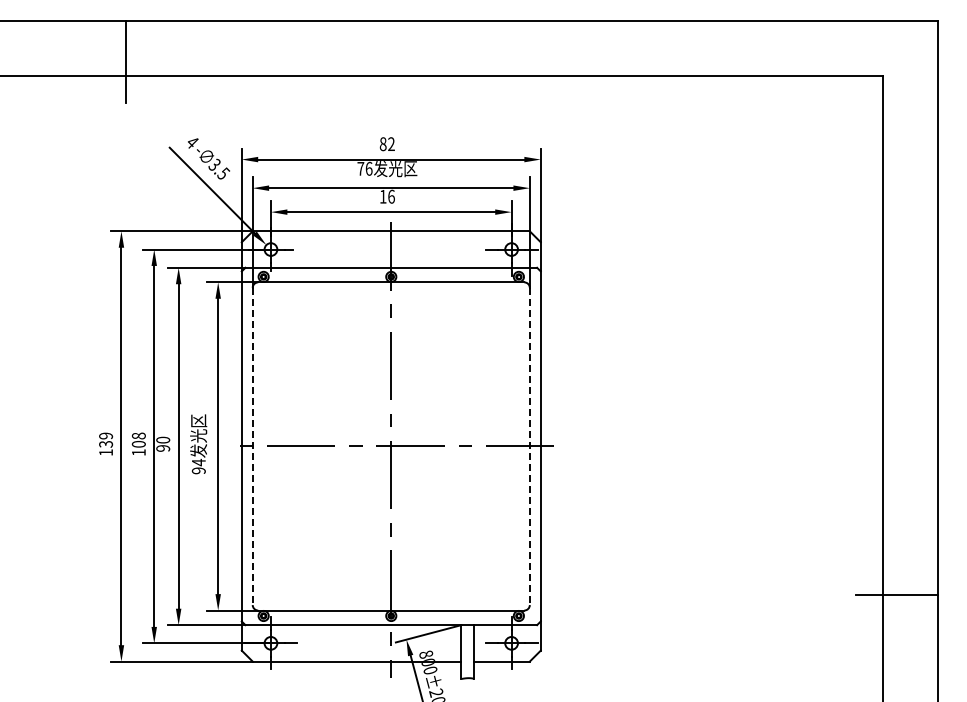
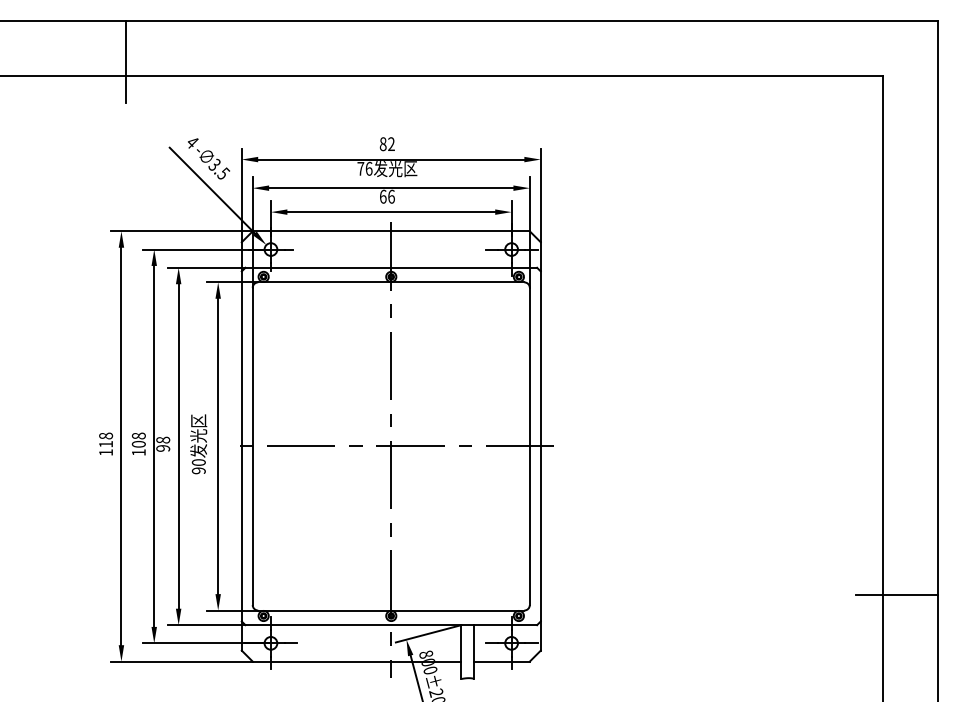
text: 16 -> 66 (383, 196)
text: 139 -> 118 (106, 439)
text: 90 -> 98 (162, 439)
line: dashed -> solid (252, 446)
line: dashed -> solid (529, 446)
text: 94 -> 90 (198, 462)
